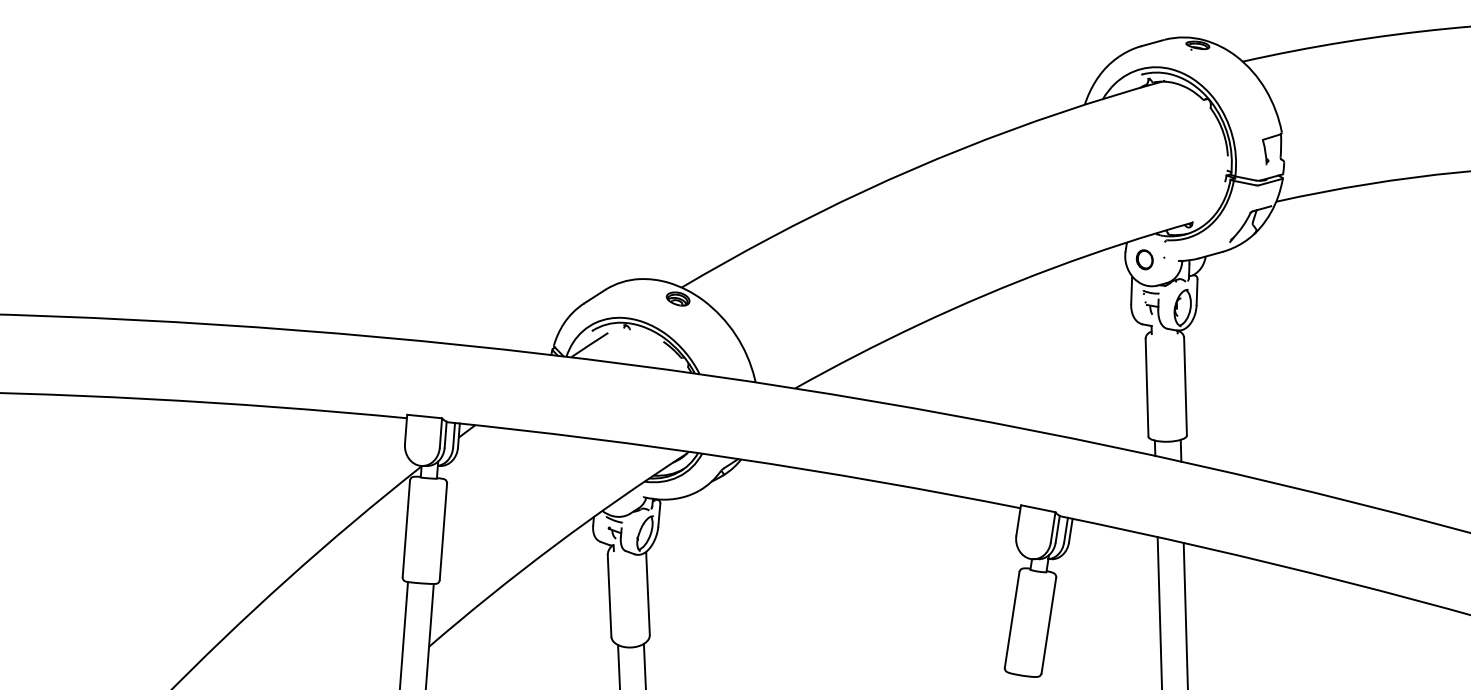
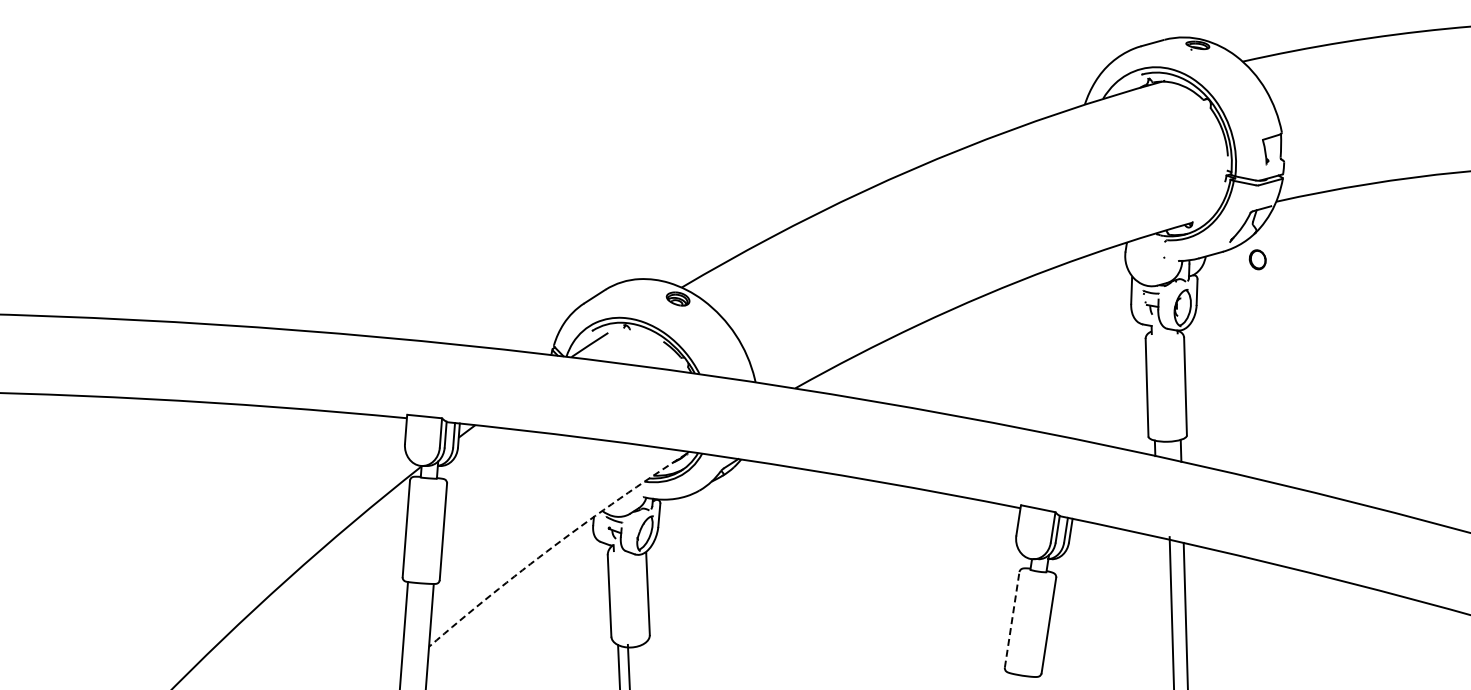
part position: (1144, 259) -> (1257, 259) (1257, 259)
line: solid -> dashed (554, 545)
line position: (1159, 611) -> (1171, 611) (1171, 611)
line: solid -> dashed (1012, 619)
line position: (644, 664) -> (628, 665) (628, 665)
